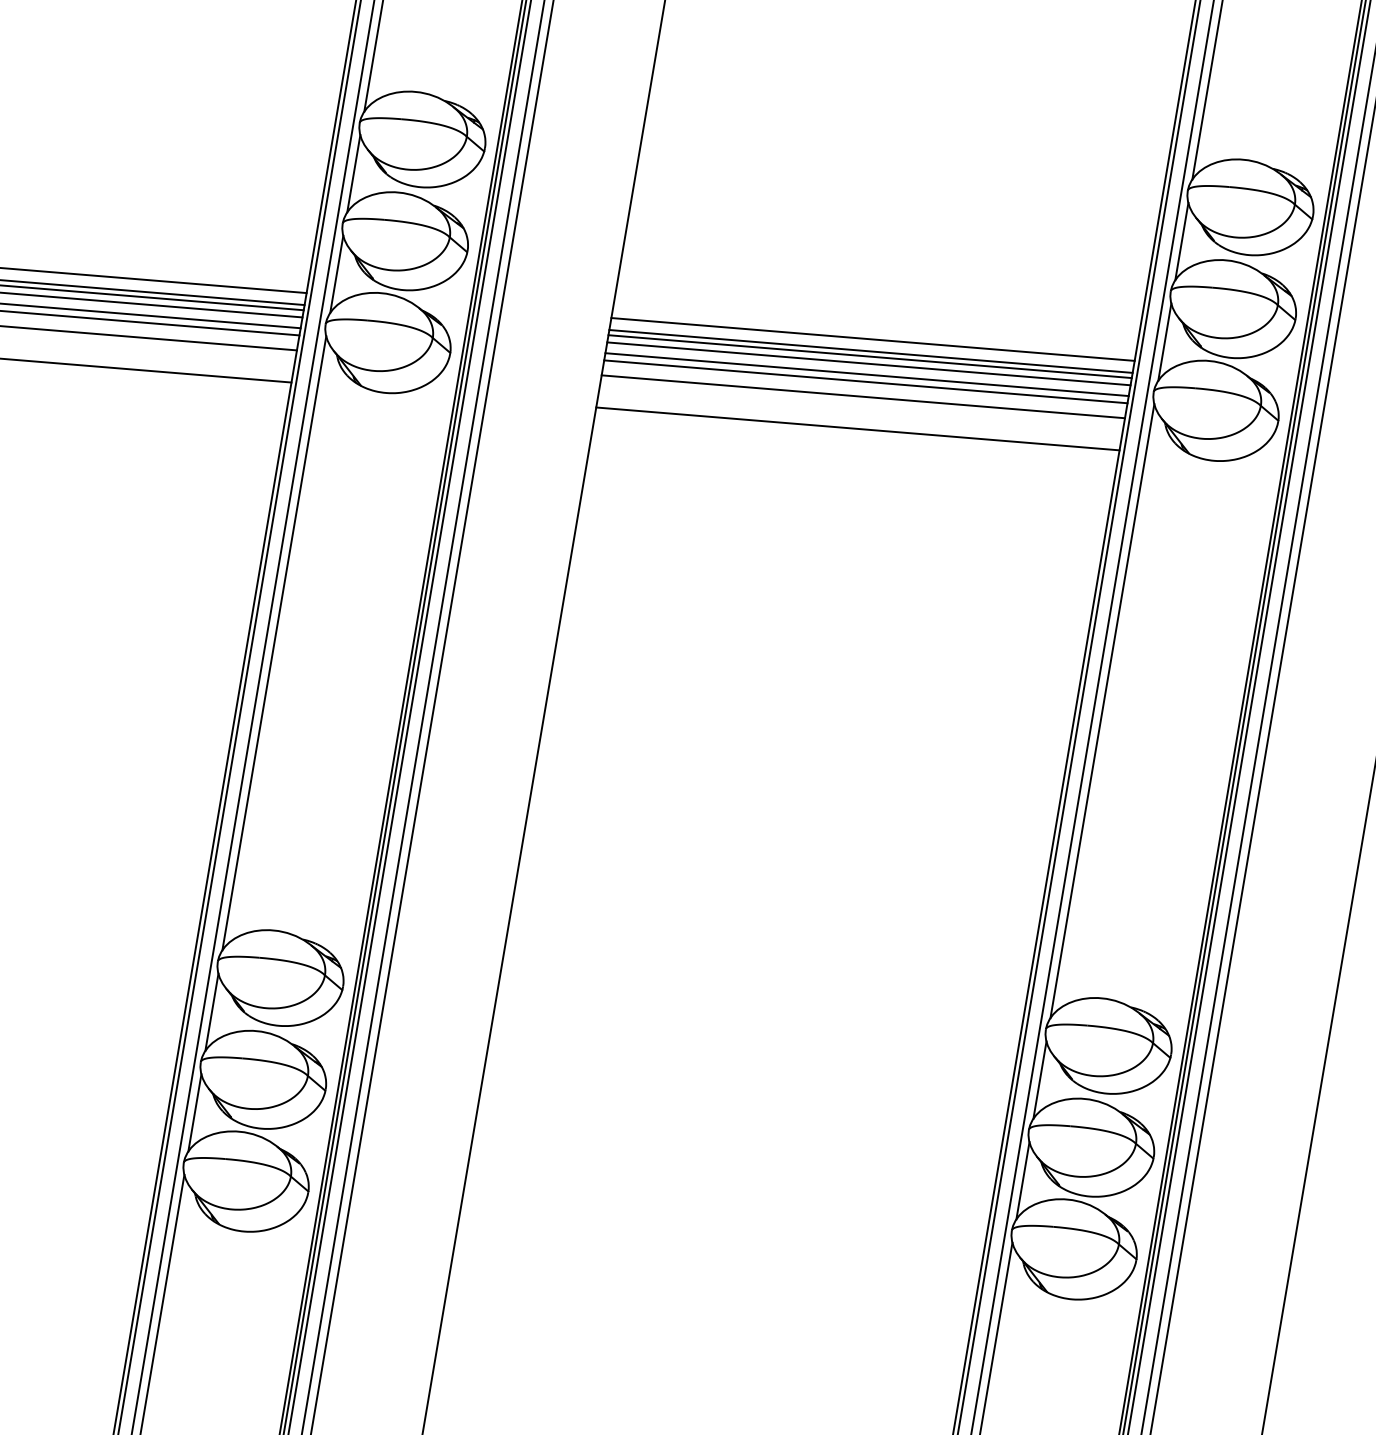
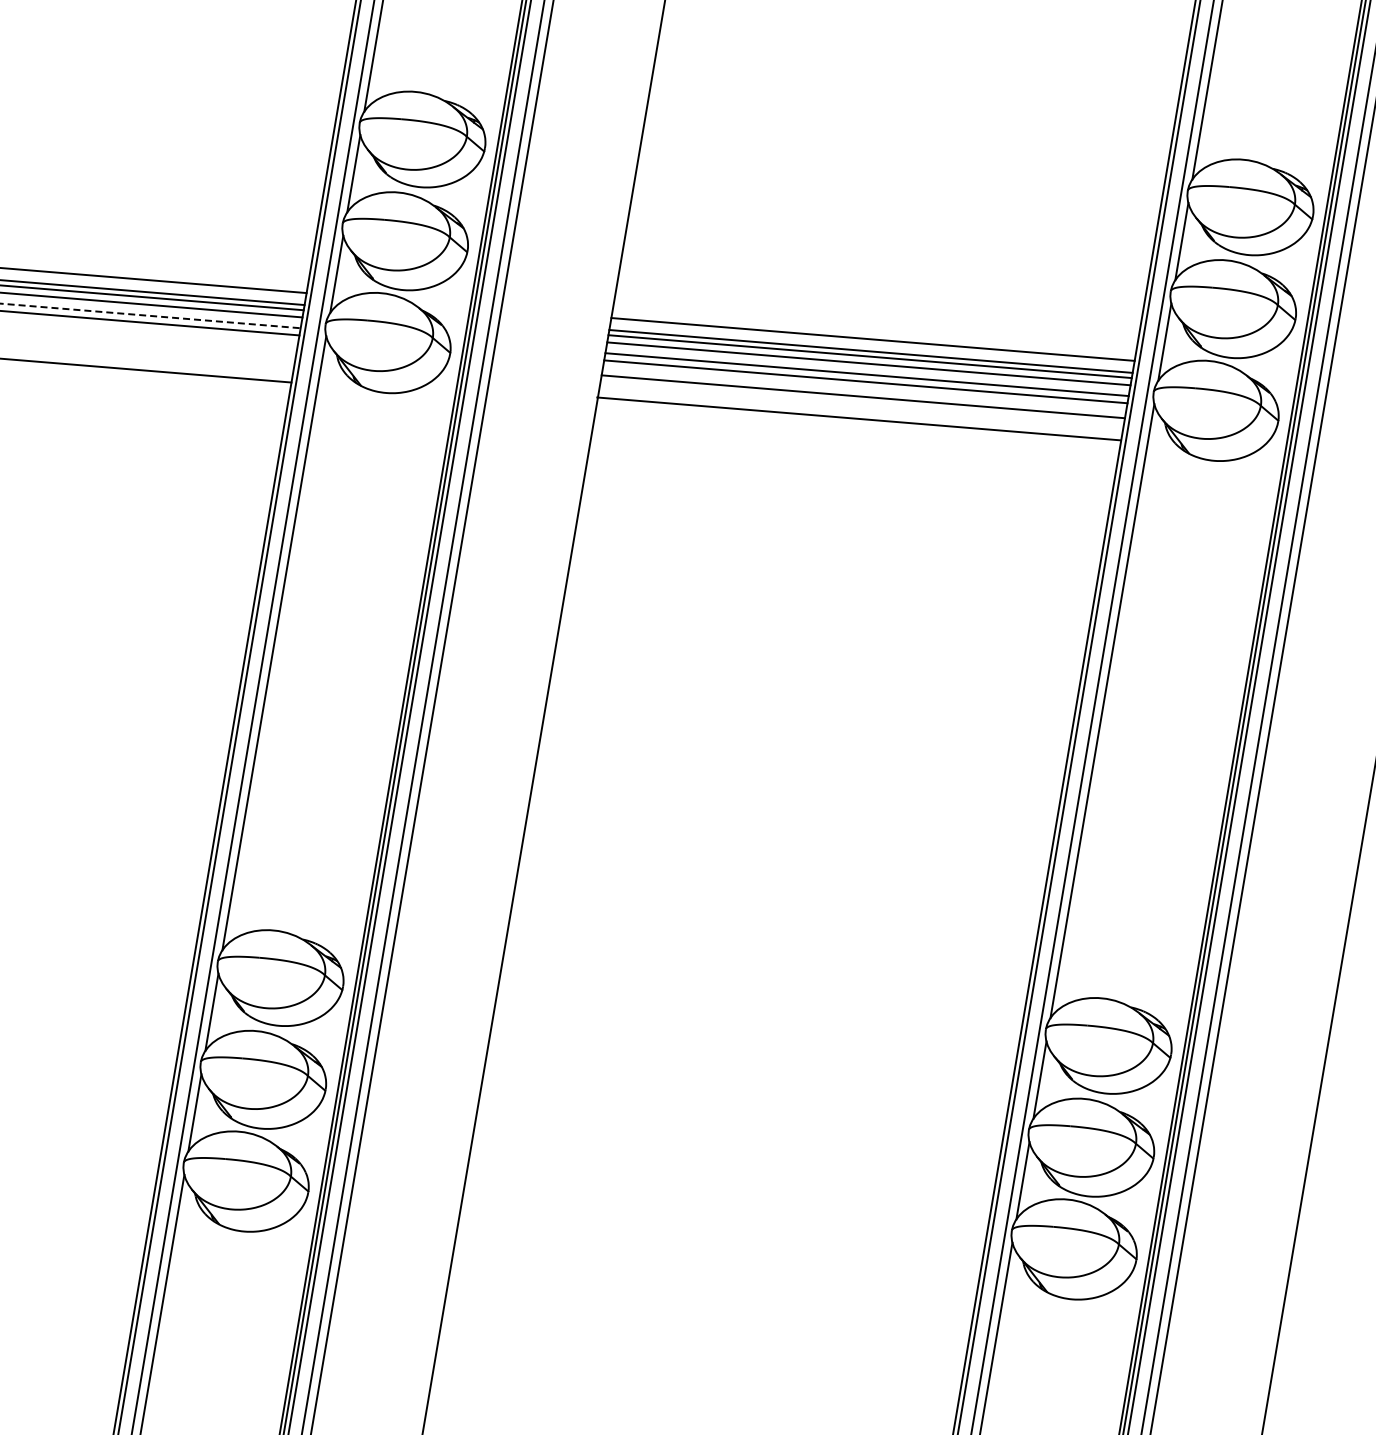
line: solid -> dashed (150, 315)
line: present -> none (149, 338)
line position: (857, 428) -> (858, 418) (858, 418)
